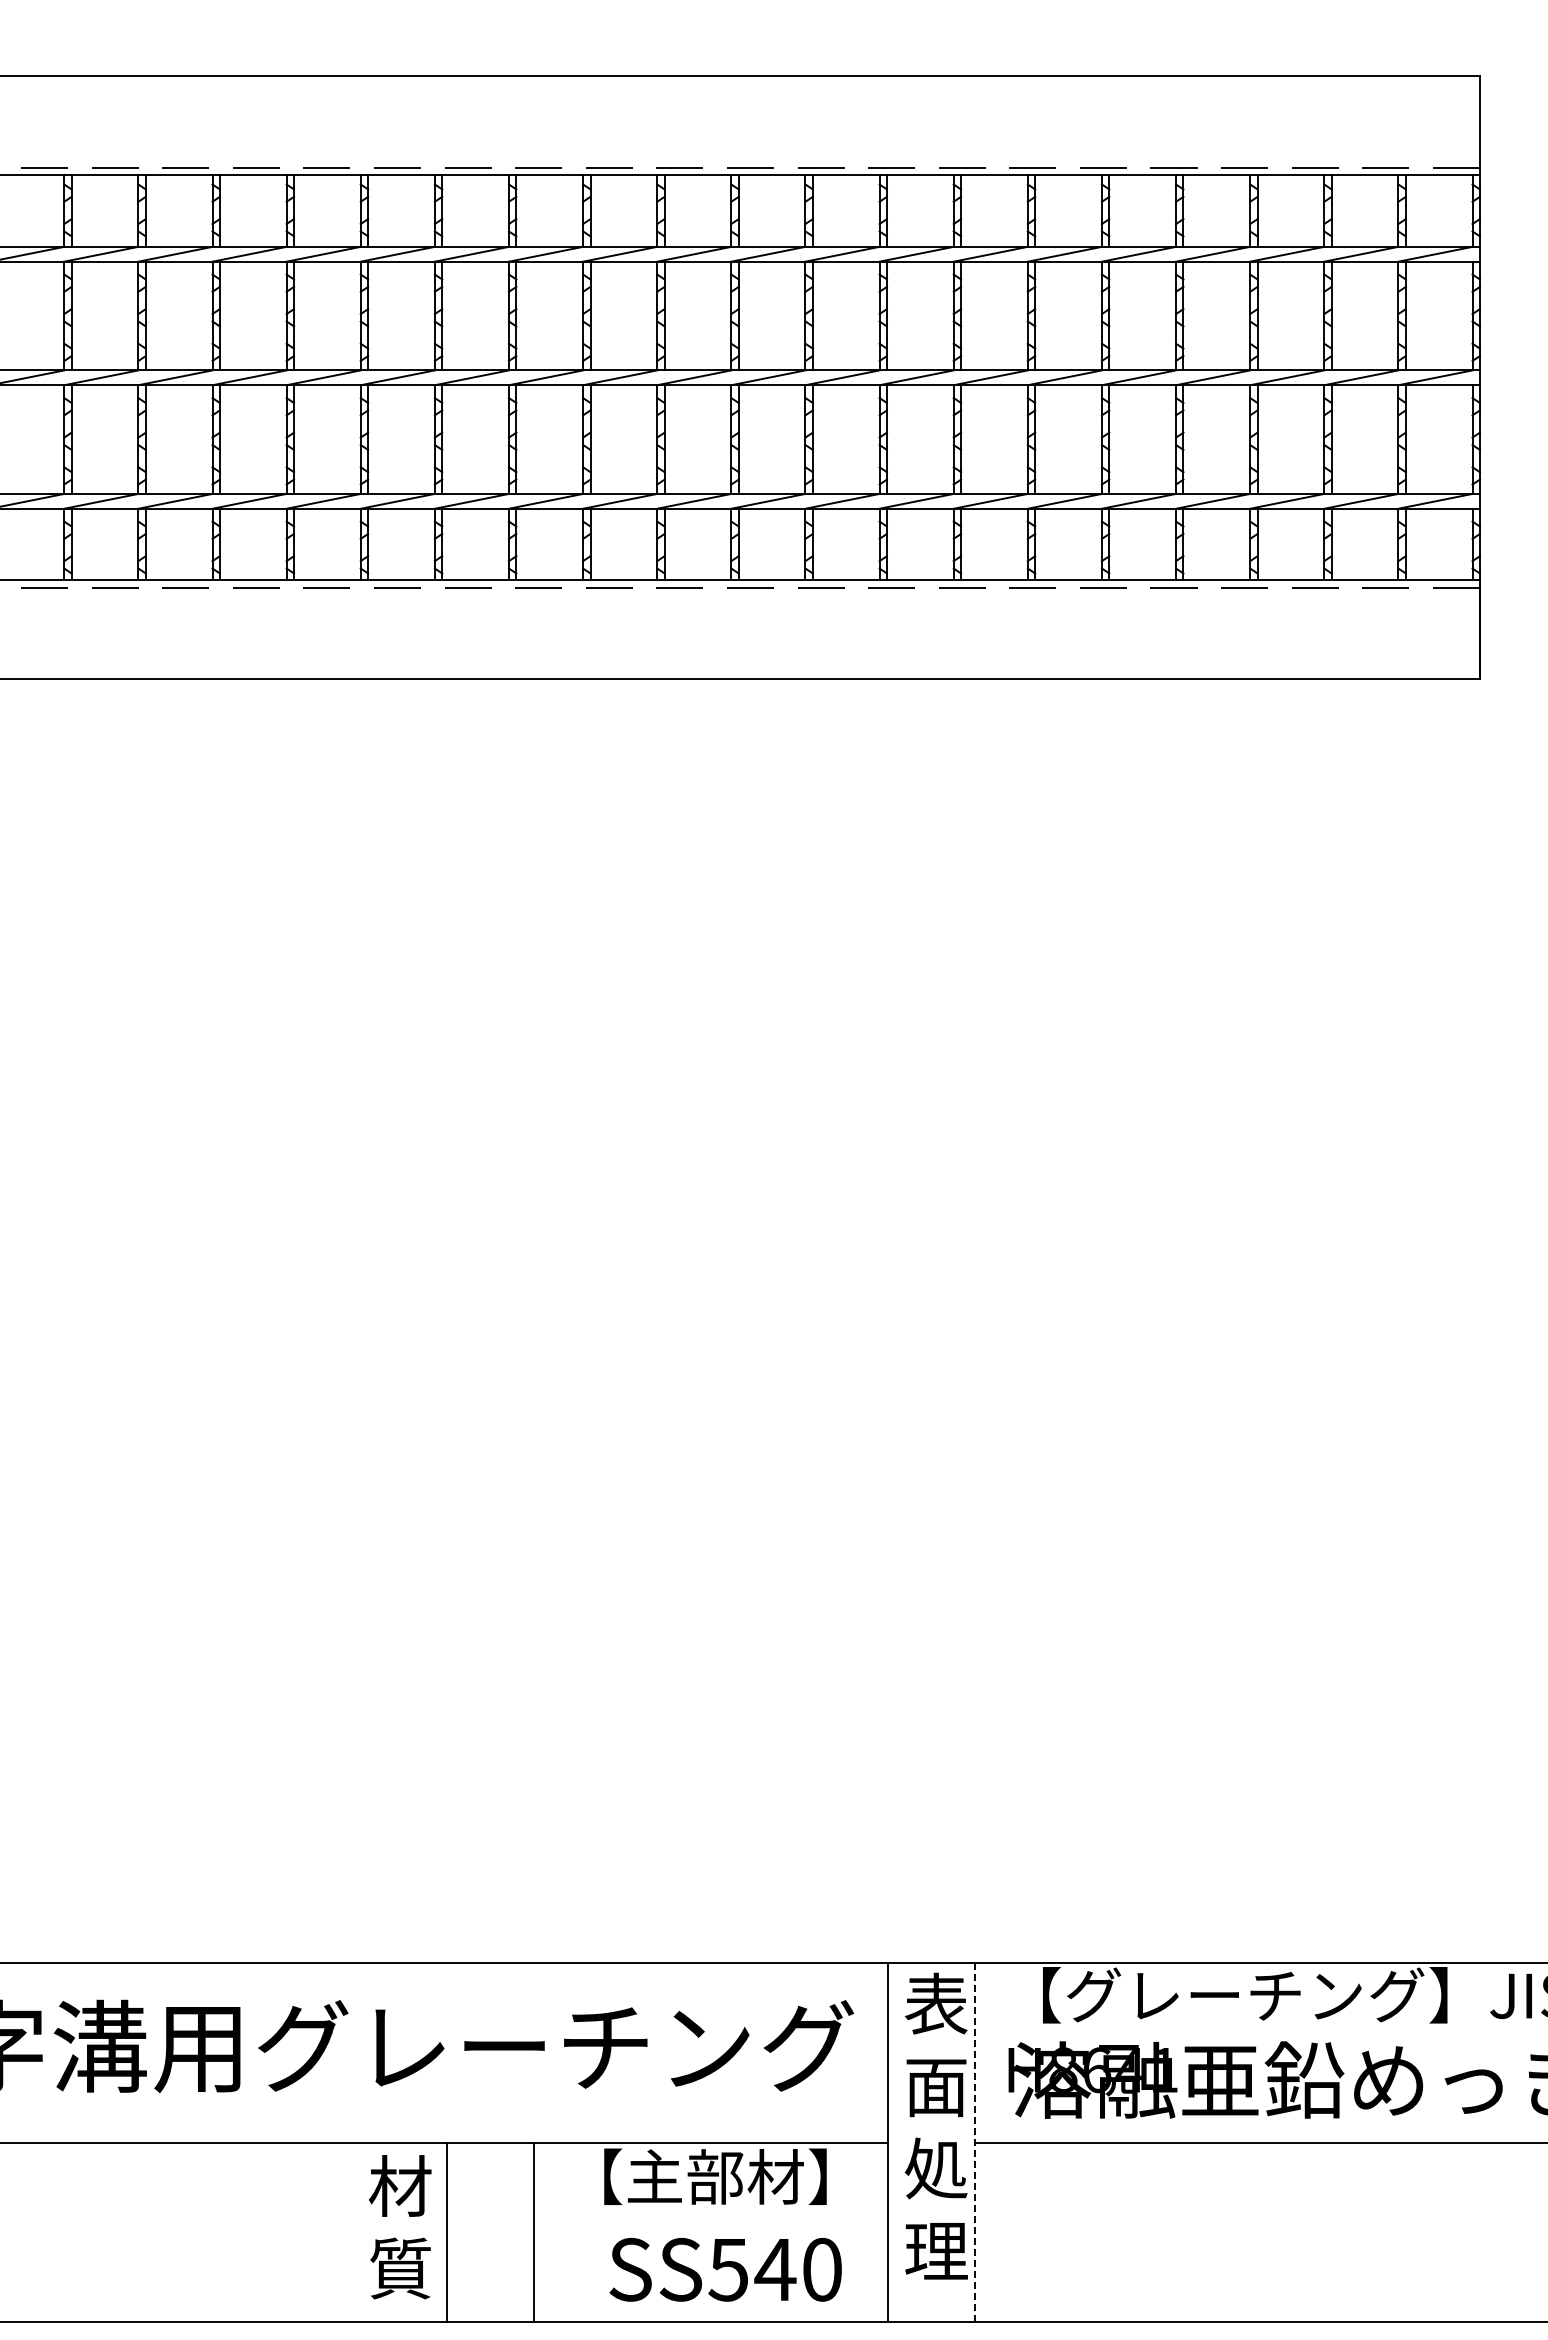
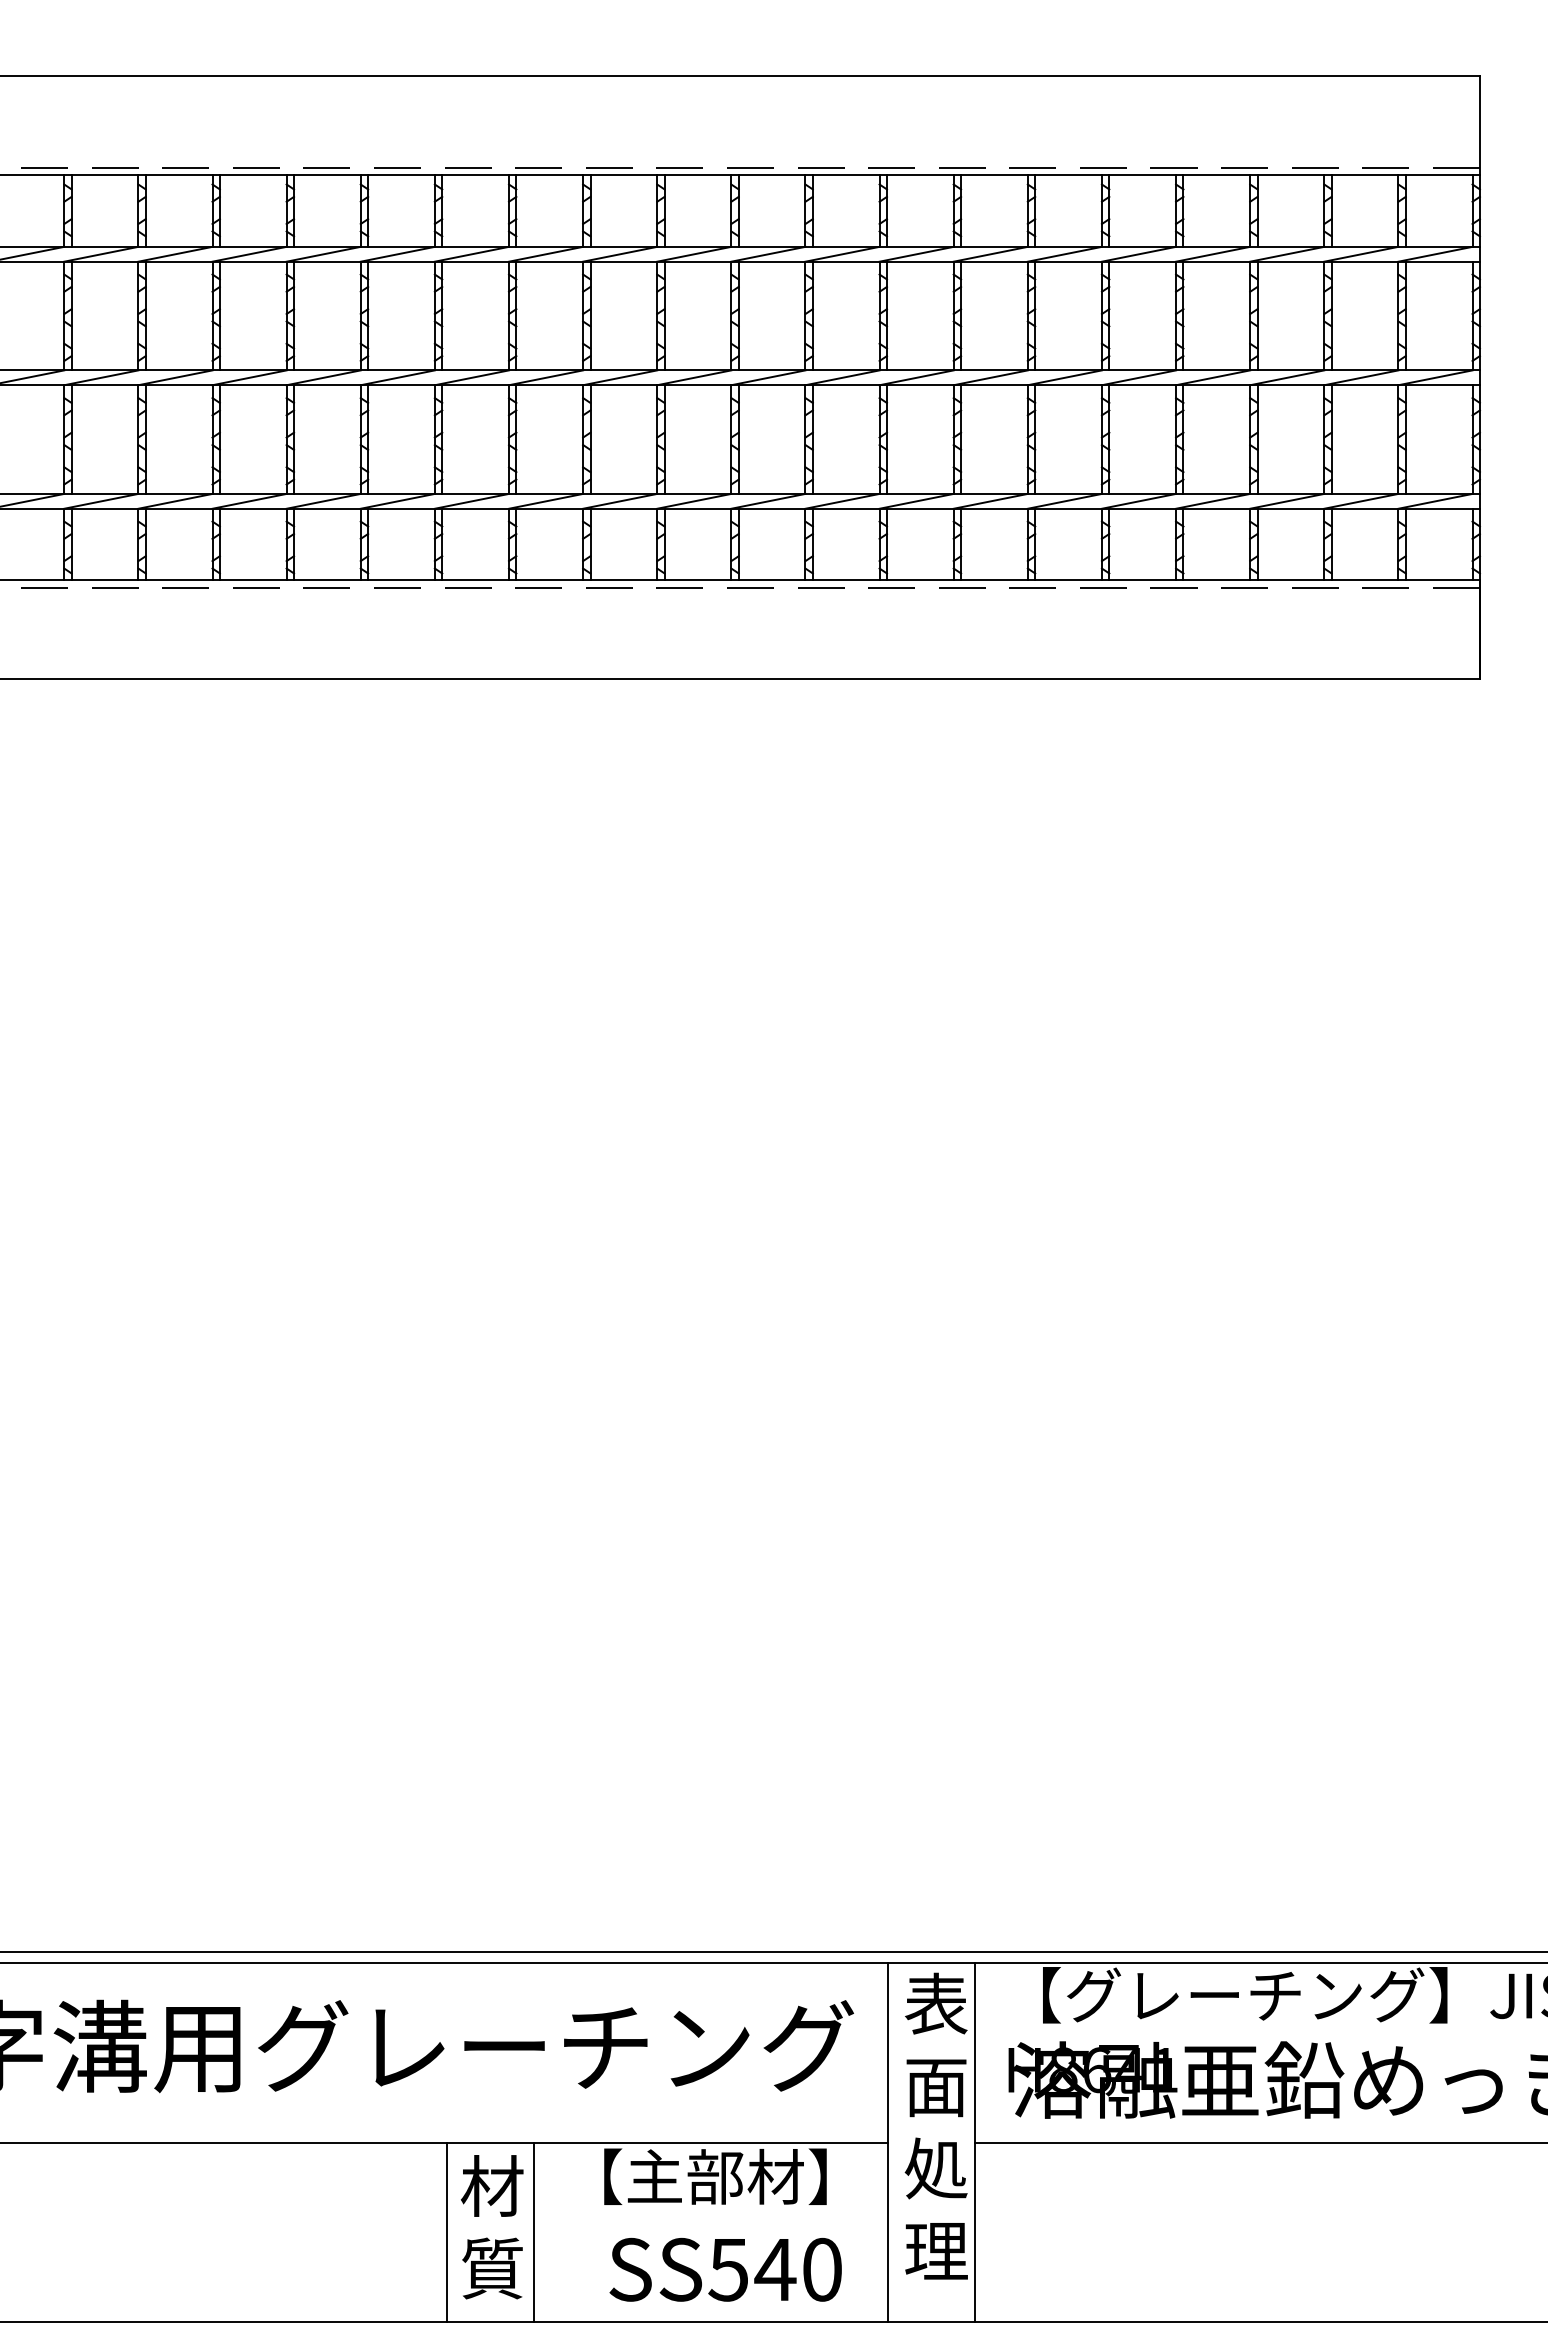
line: none -> present (773, 1951)
line: dashed -> solid (974, 2142)
text position: (400, 2227) -> (492, 2227) (492, 2227)
